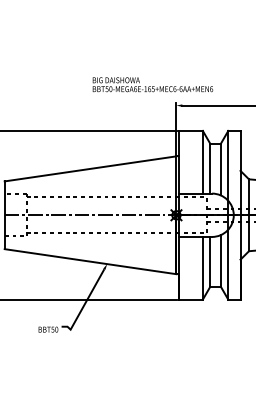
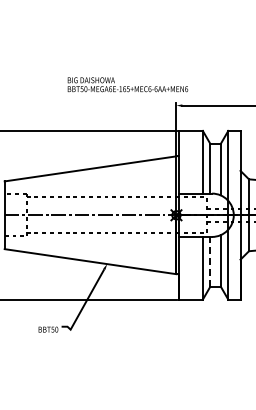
text position: (152, 84) -> (127, 84) (127, 84)
line: solid -> dashed (210, 261)
